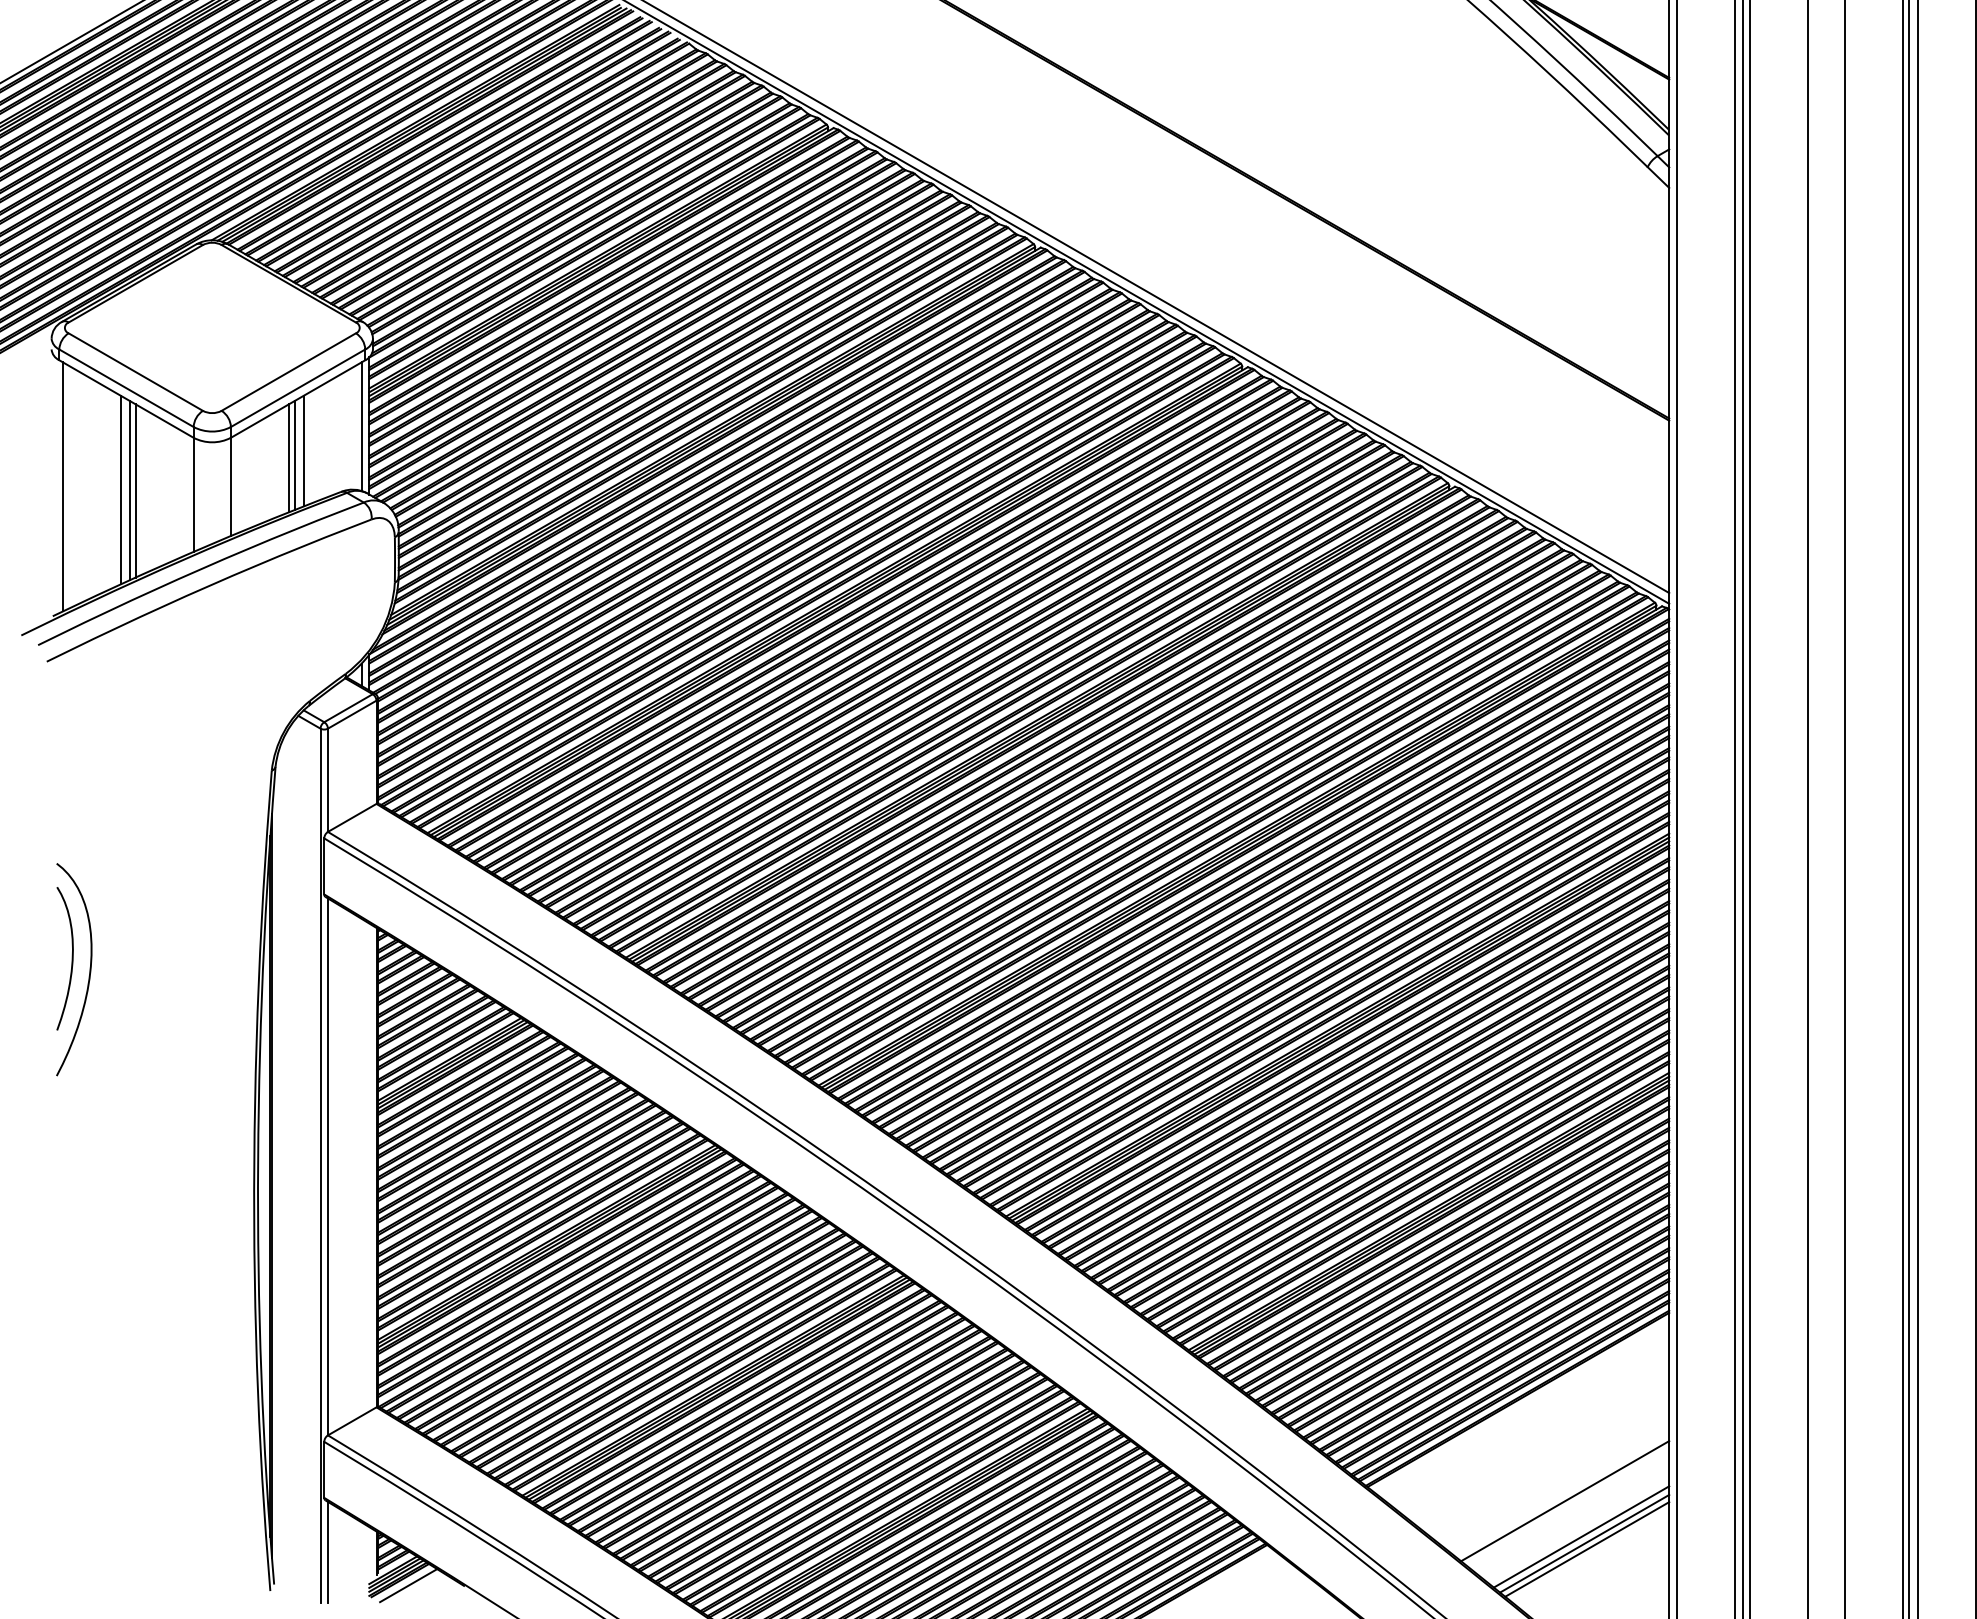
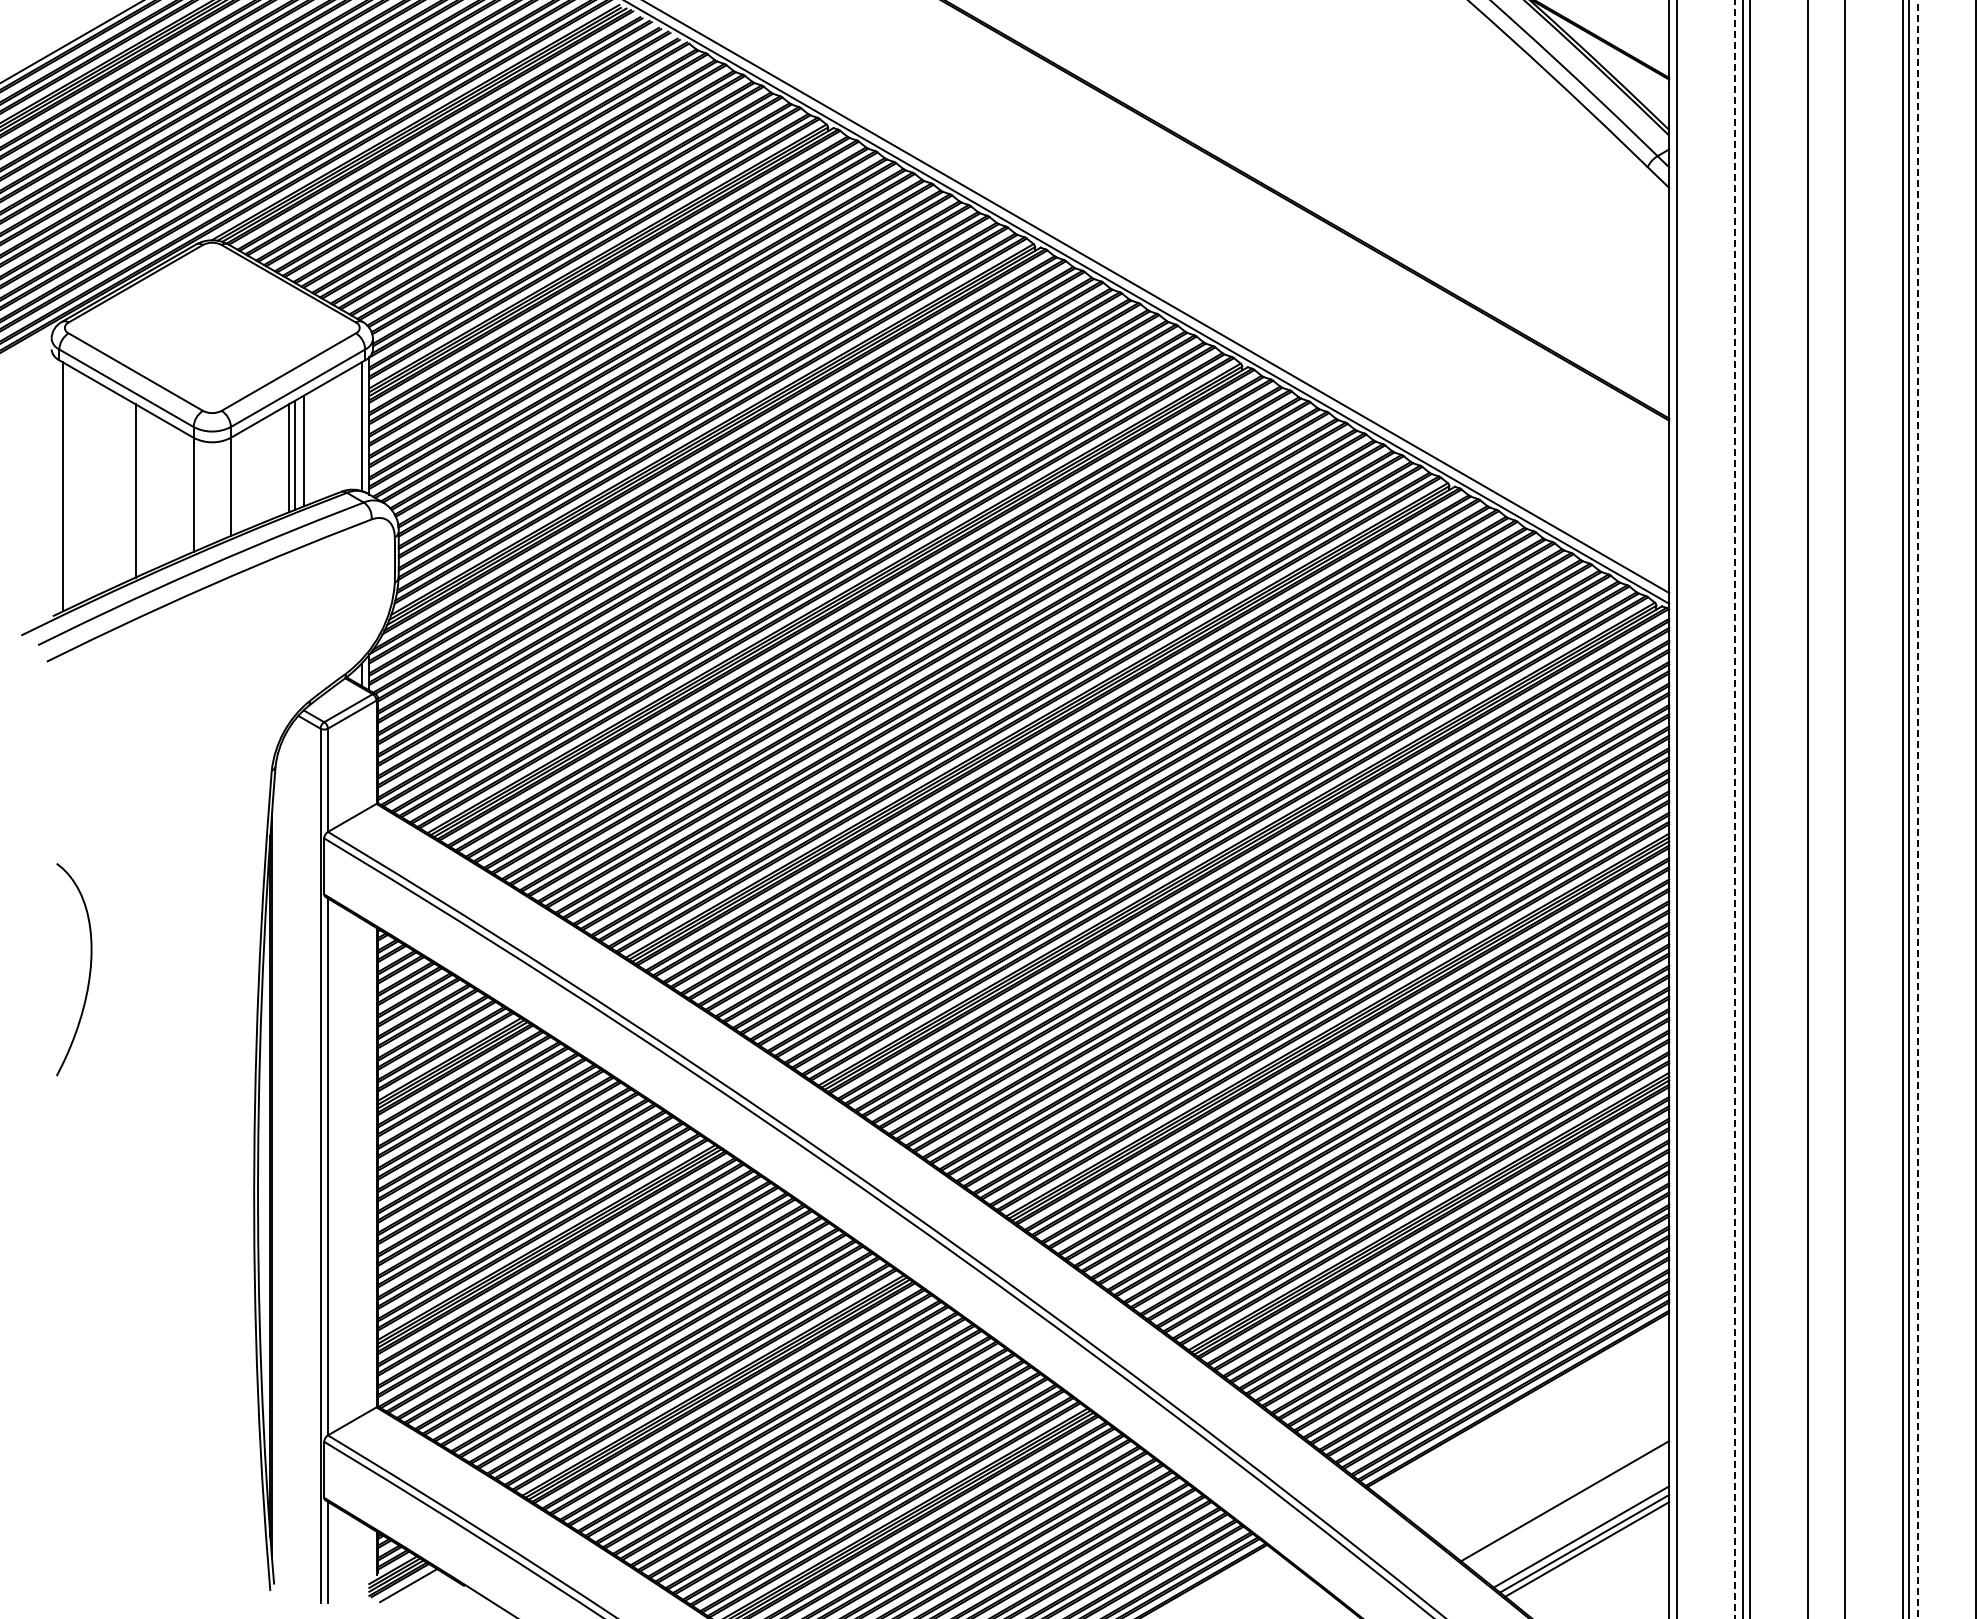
line: present -> none (120, 489)
line: present -> none (129, 490)
line: solid -> dashed (1734, 809)
line: solid -> dashed (1917, 809)
curve: present -> none (71, 958)
